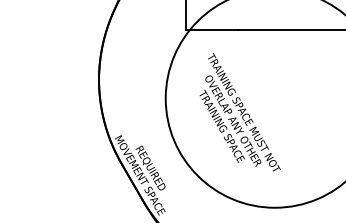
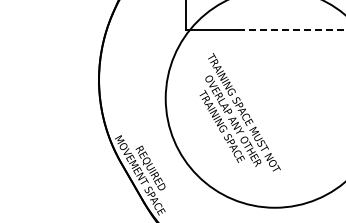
line: solid -> dashed (291, 29)
